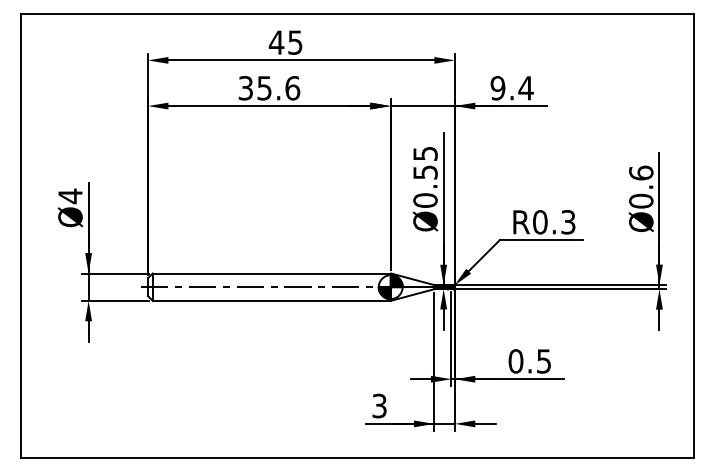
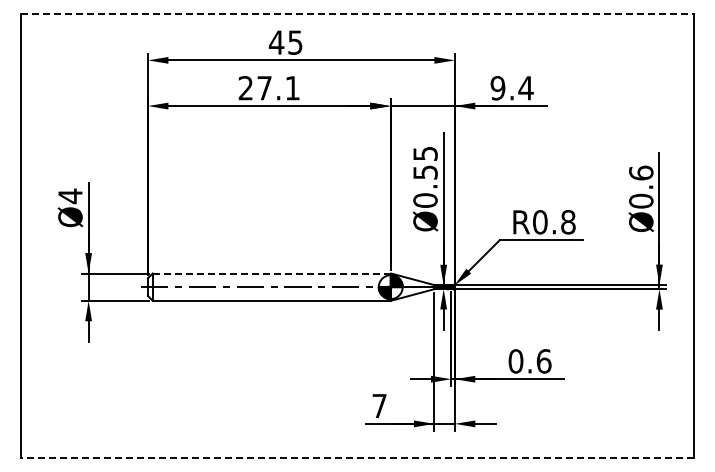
line: solid -> dashed (357, 14)
text: 35.6 -> 27.1 (269, 88)
text: R0.3 -> R0.8 (568, 222)
line: solid -> dashed (271, 273)
text: 0.5 -> 0.6 (543, 361)
text: 3 -> 7 (379, 405)
line: solid -> dashed (357, 457)
